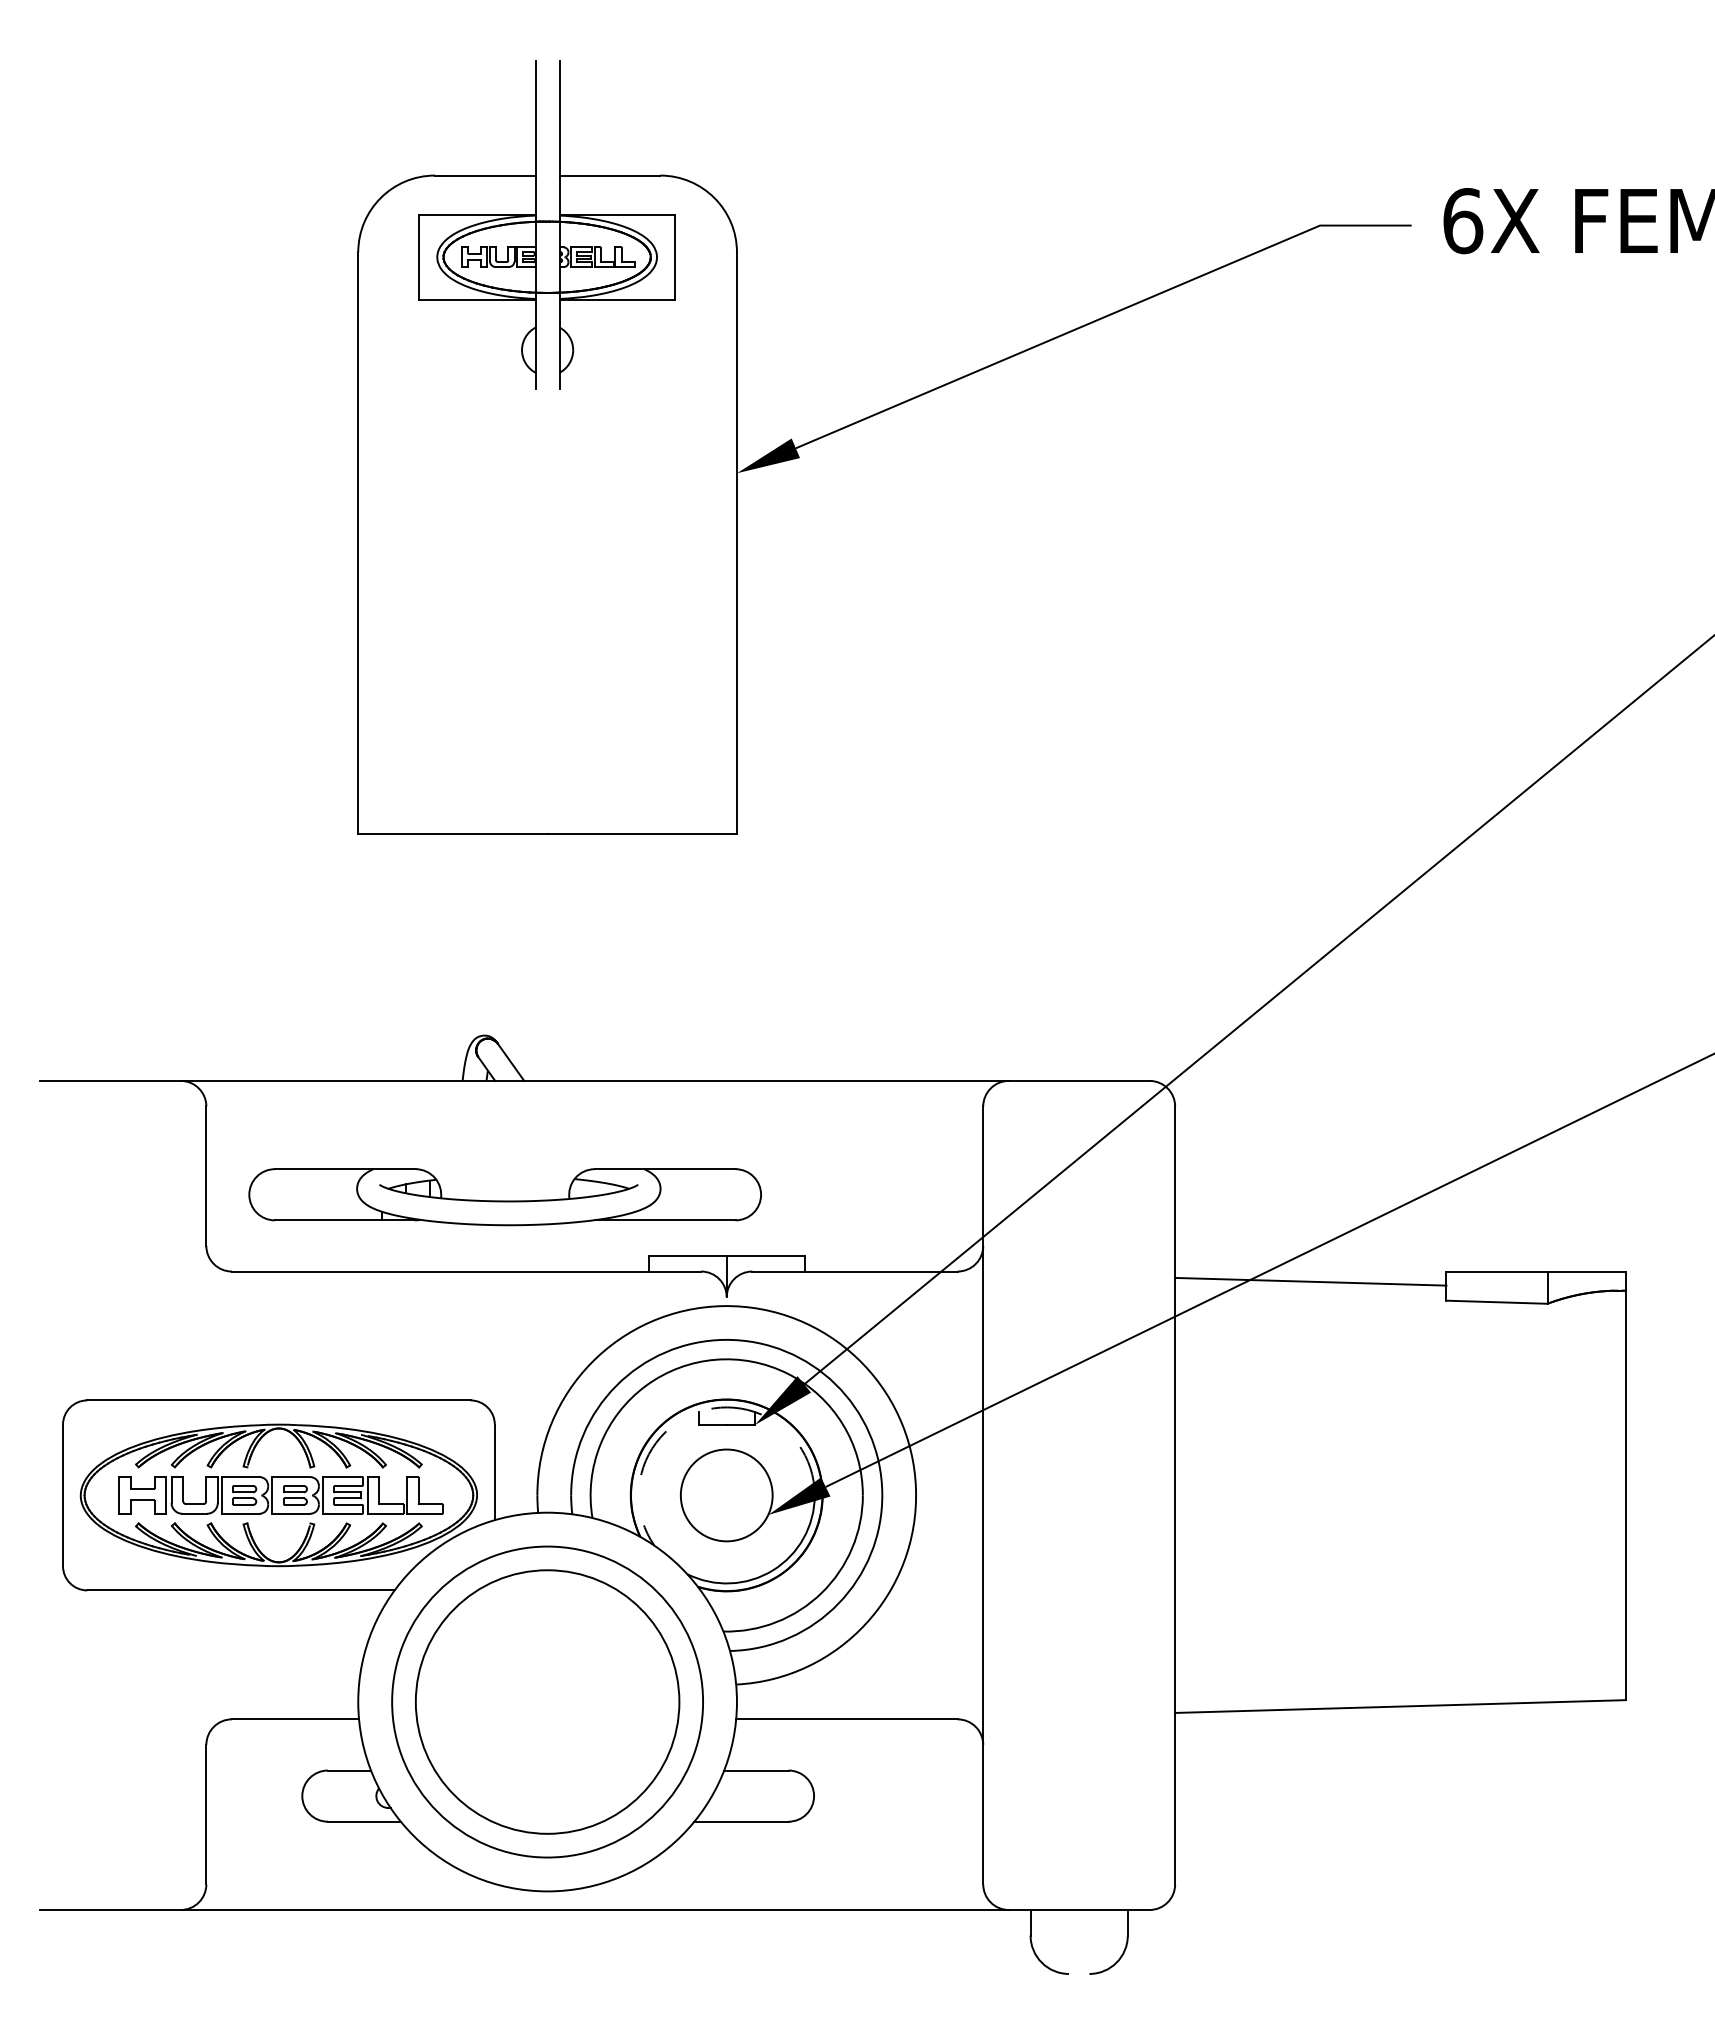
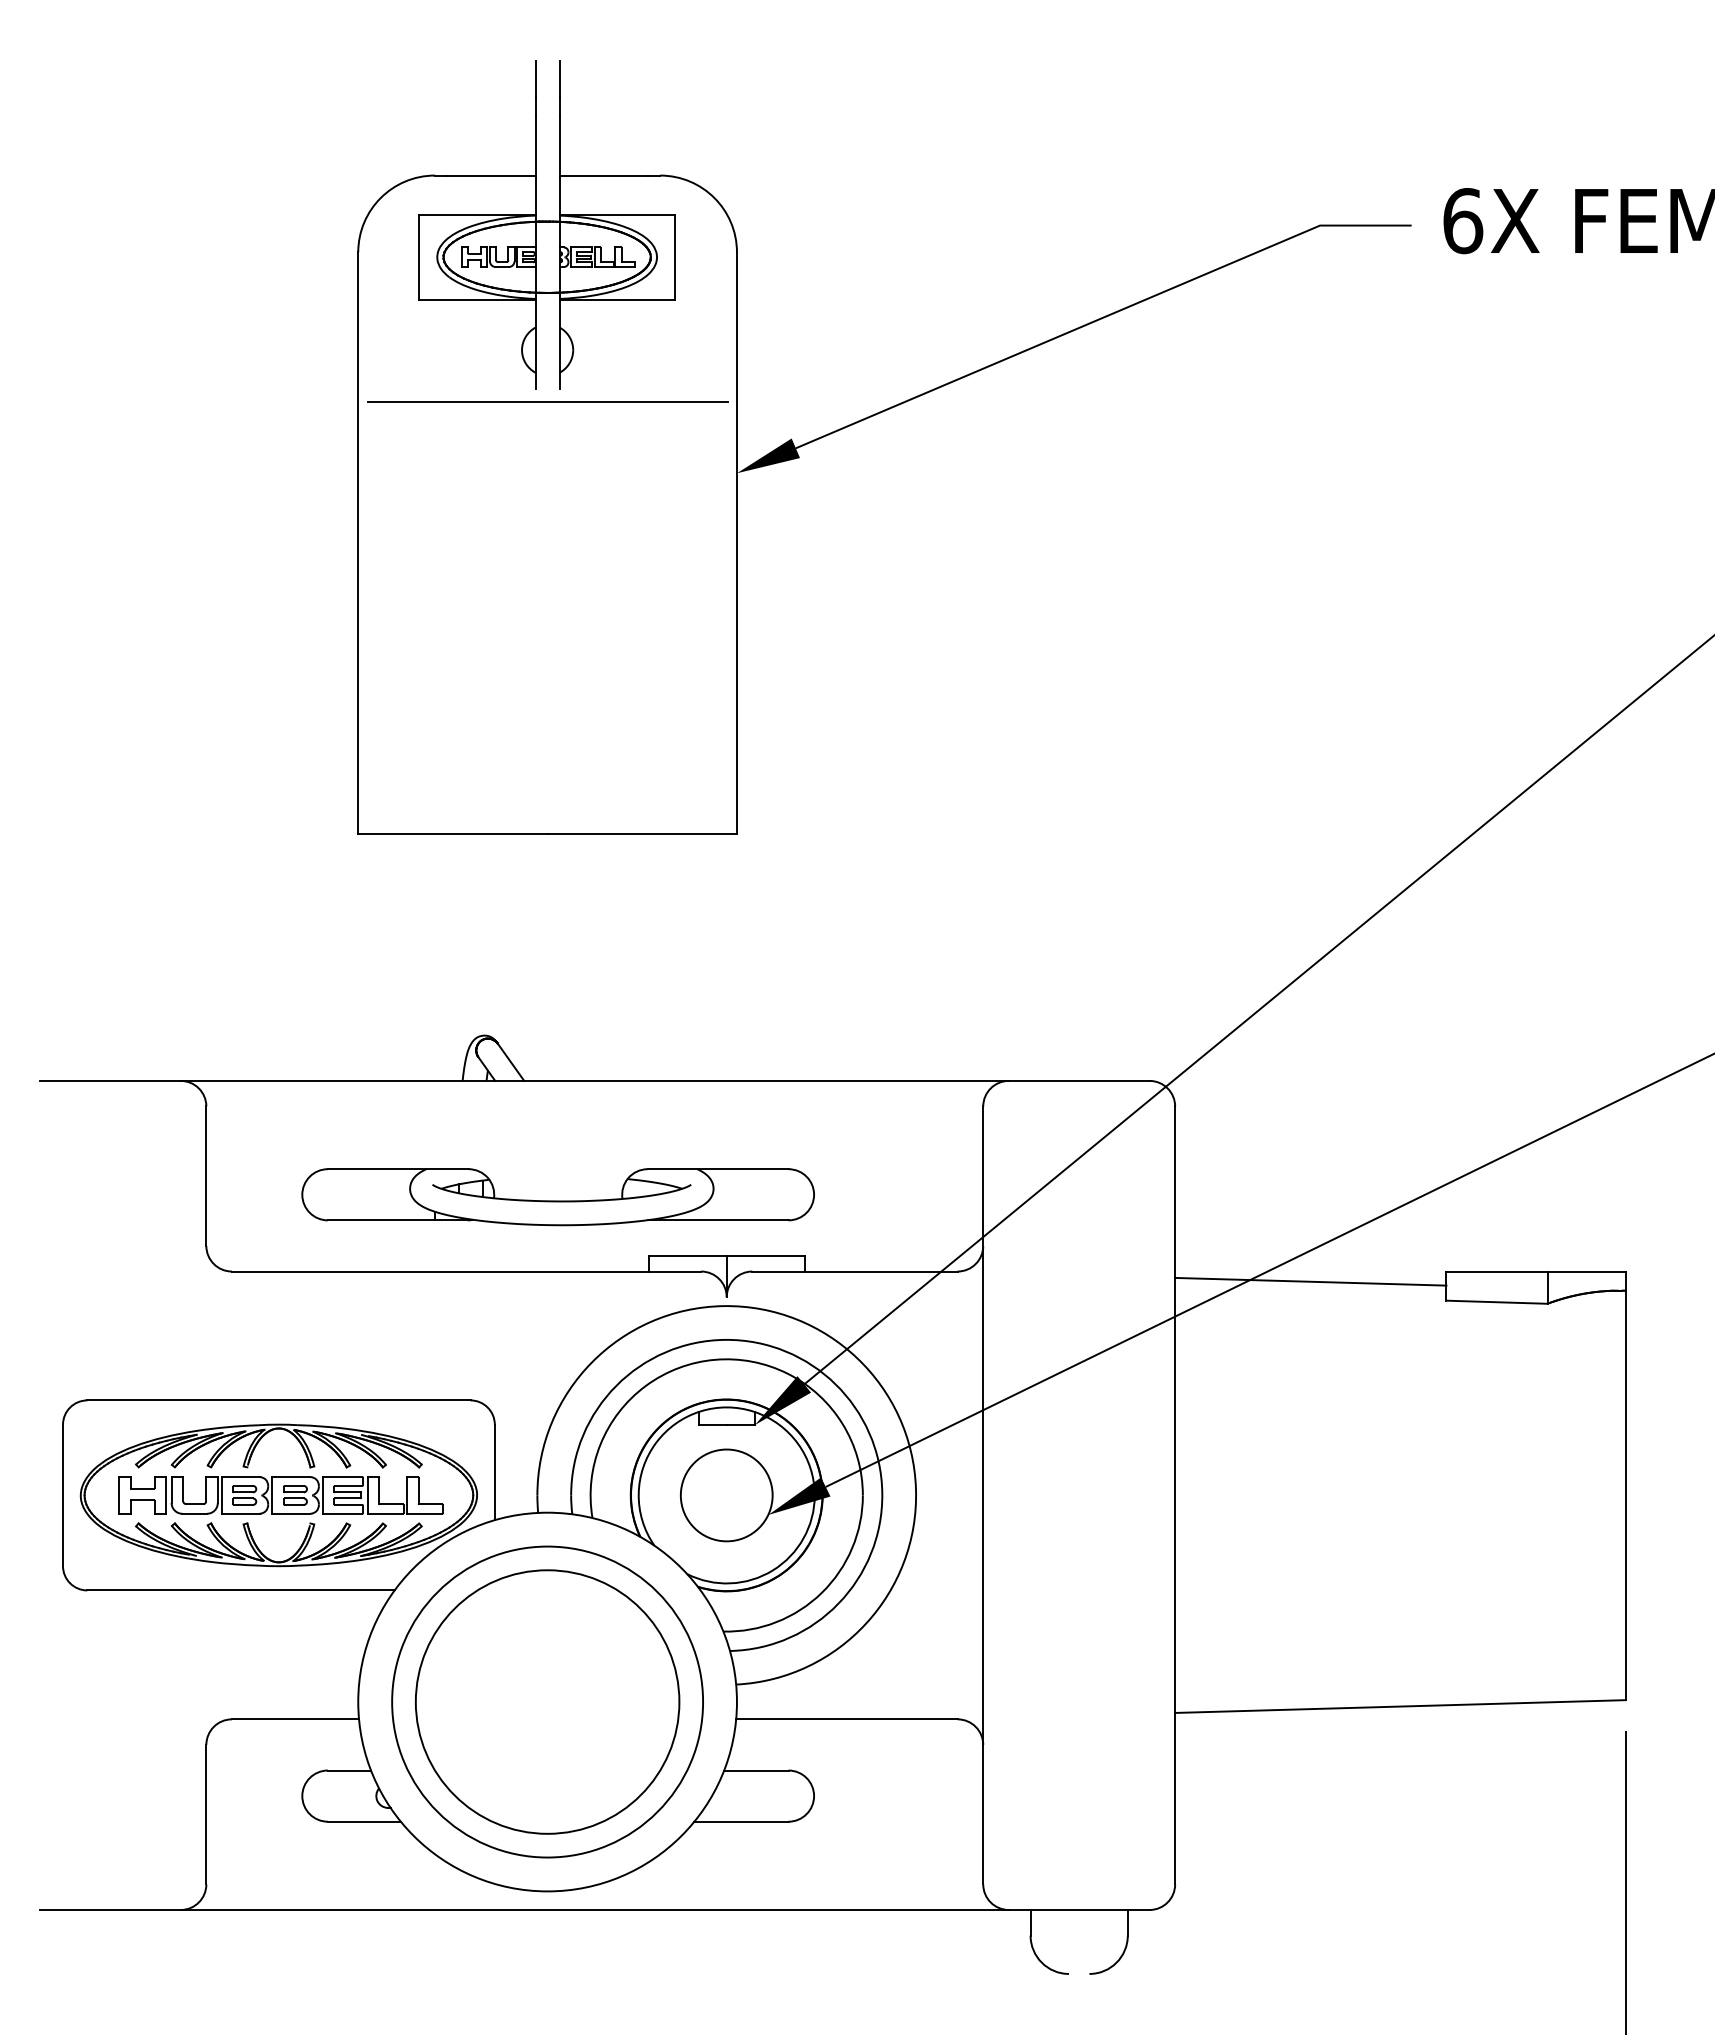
line: none -> present (547, 402)
part position: (504, 1197) -> (557, 1197) (557, 1197)
arc: dashed -> solid (700, 1411)
line: none -> present (1625, 1881)
